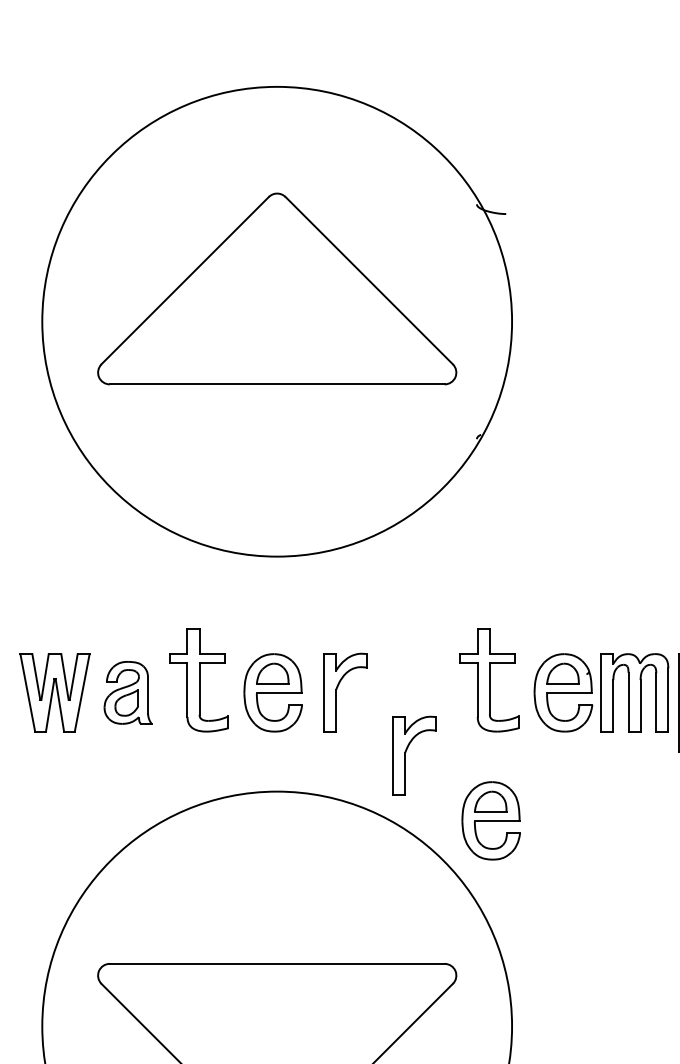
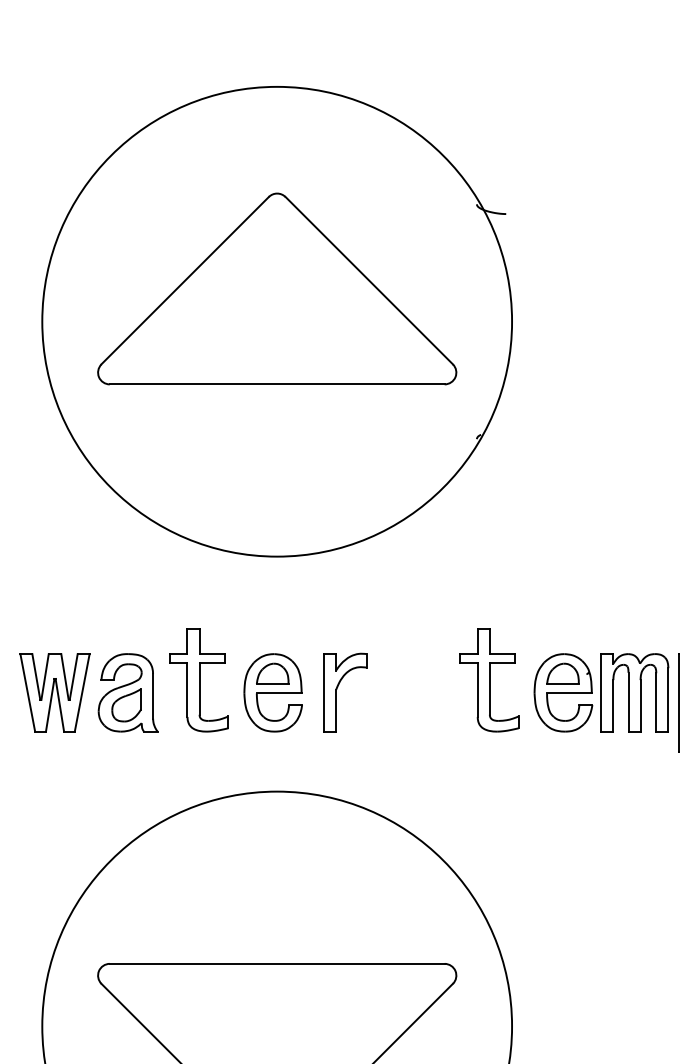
part size: 50x64 px -> 62x80 px (127, 692)
part: present -> none (406, 752)
part: present -> none (490, 820)
